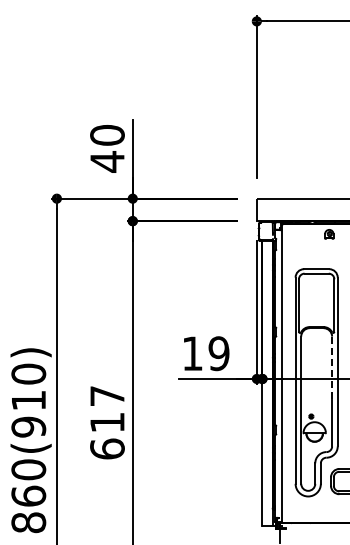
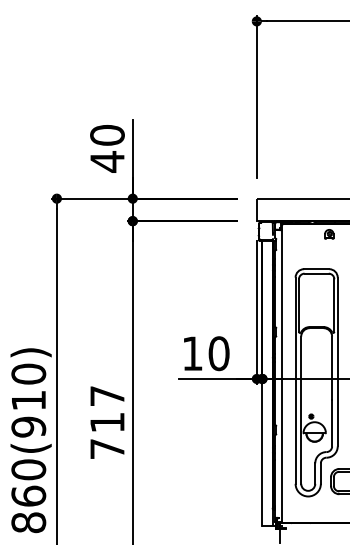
text: 19 -> 10 (218, 353)
line: dashed -> solid (332, 368)
text: 617 -> 717 (107, 448)
